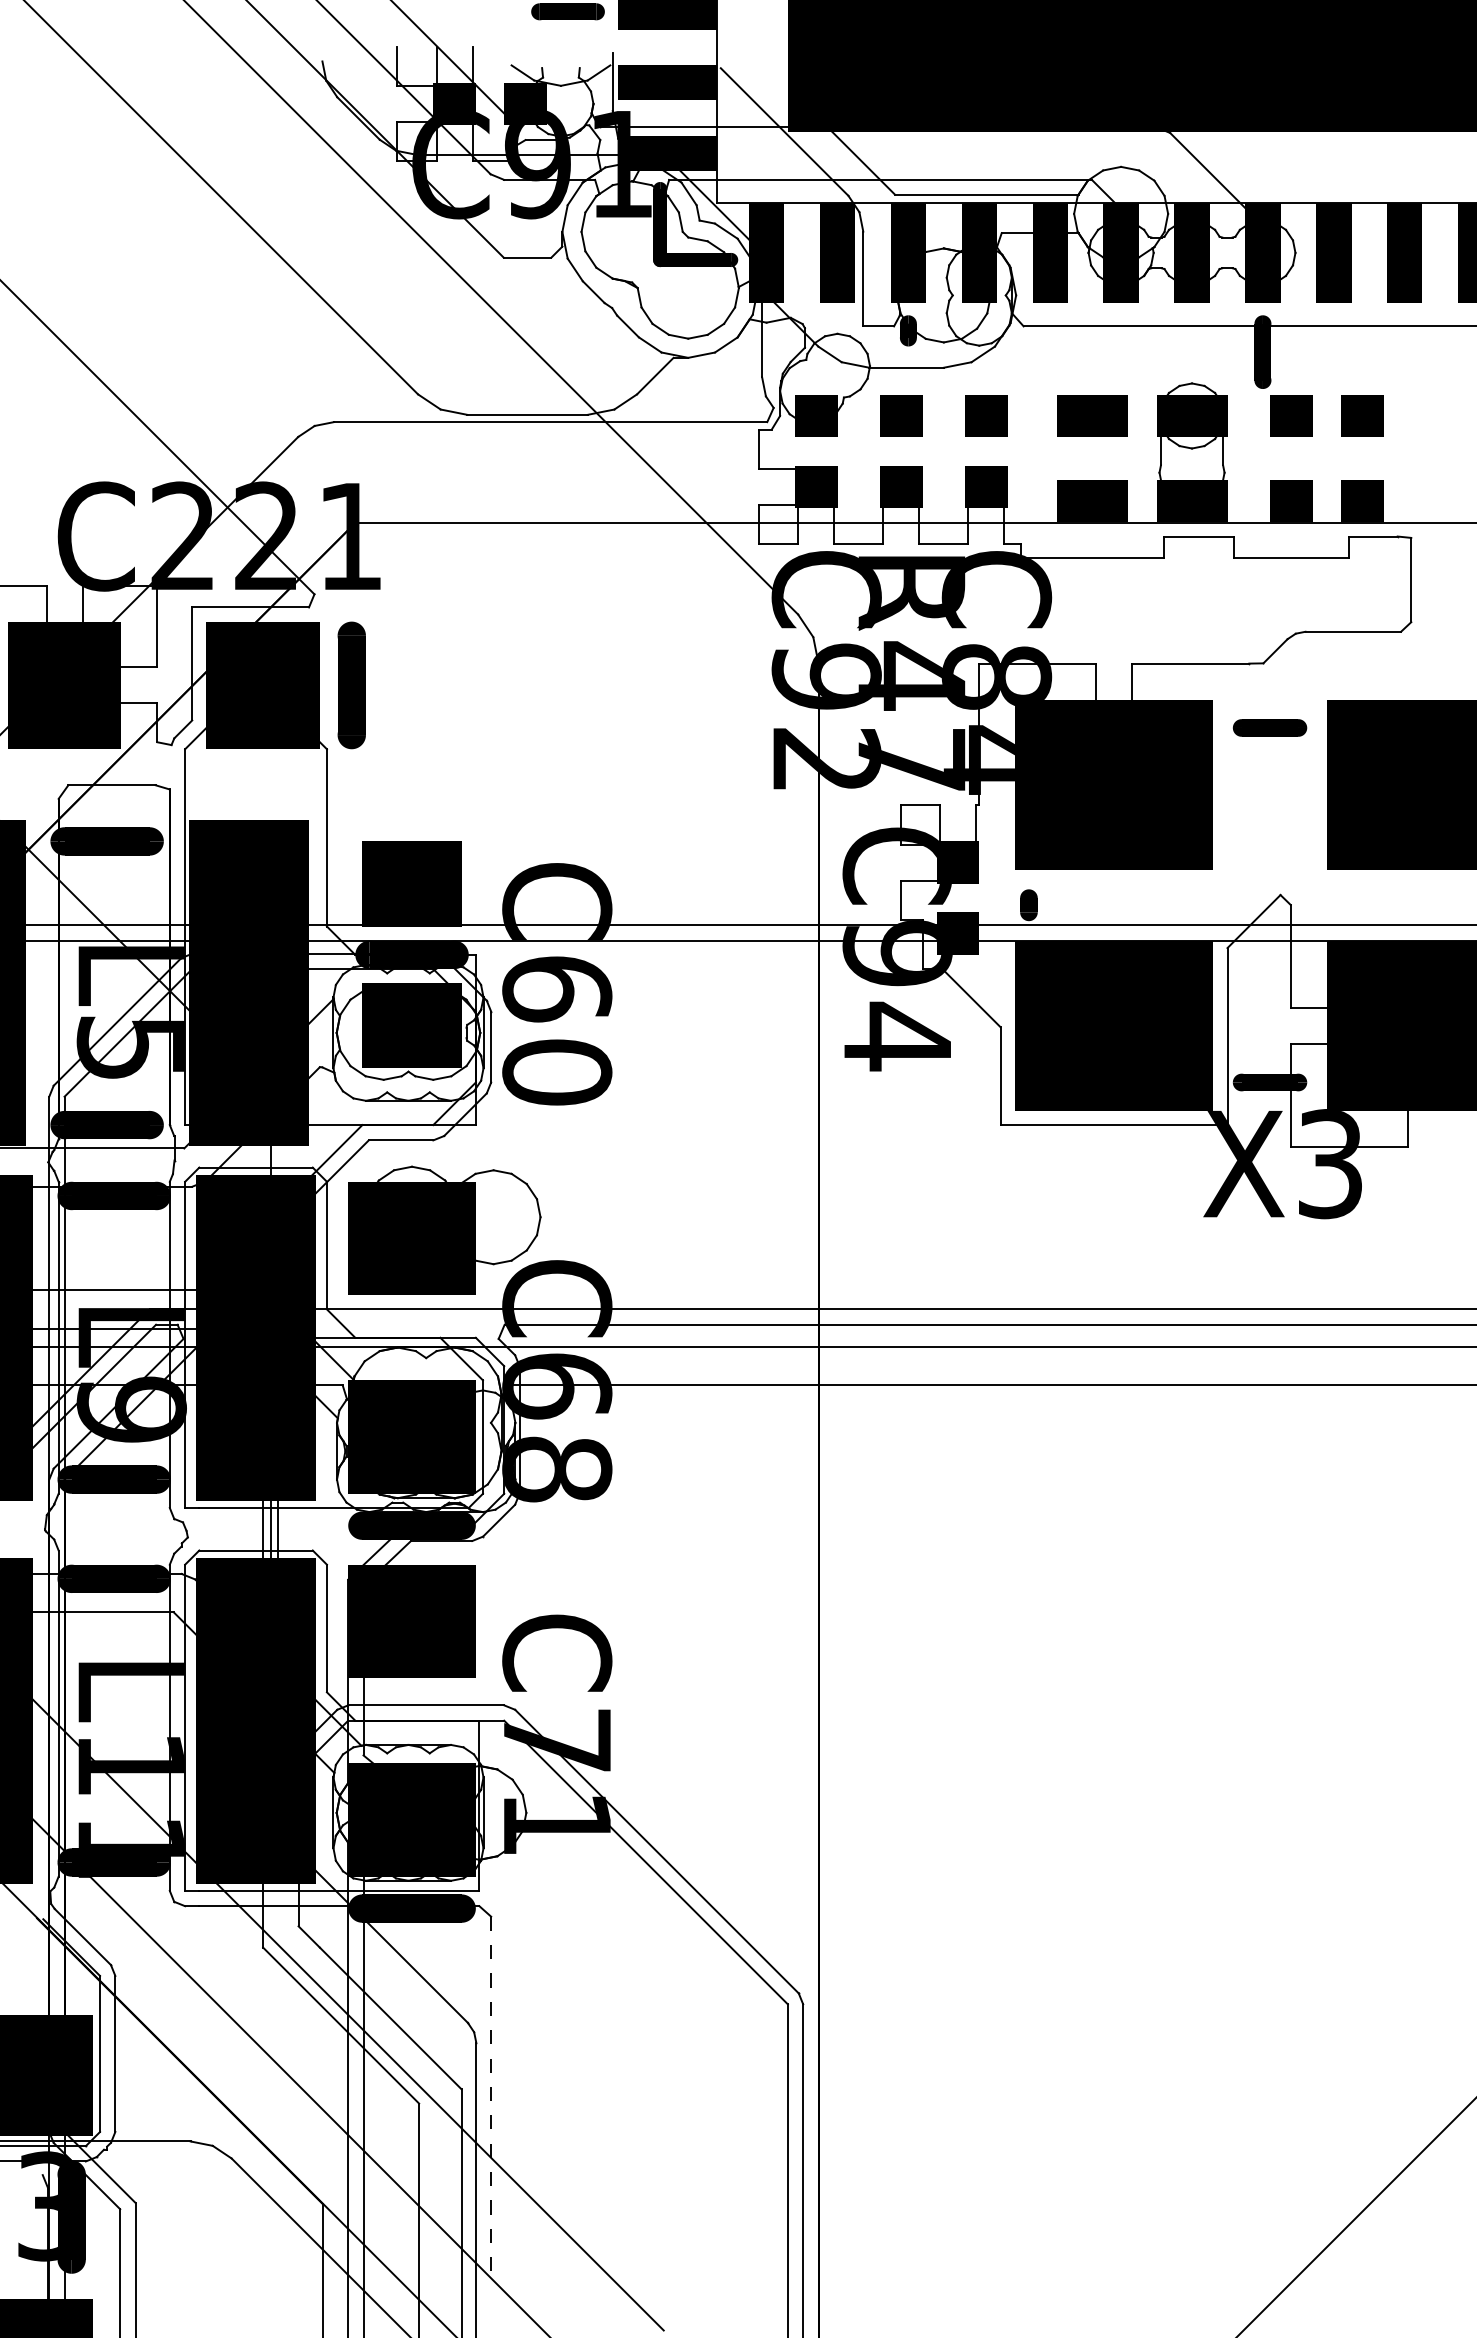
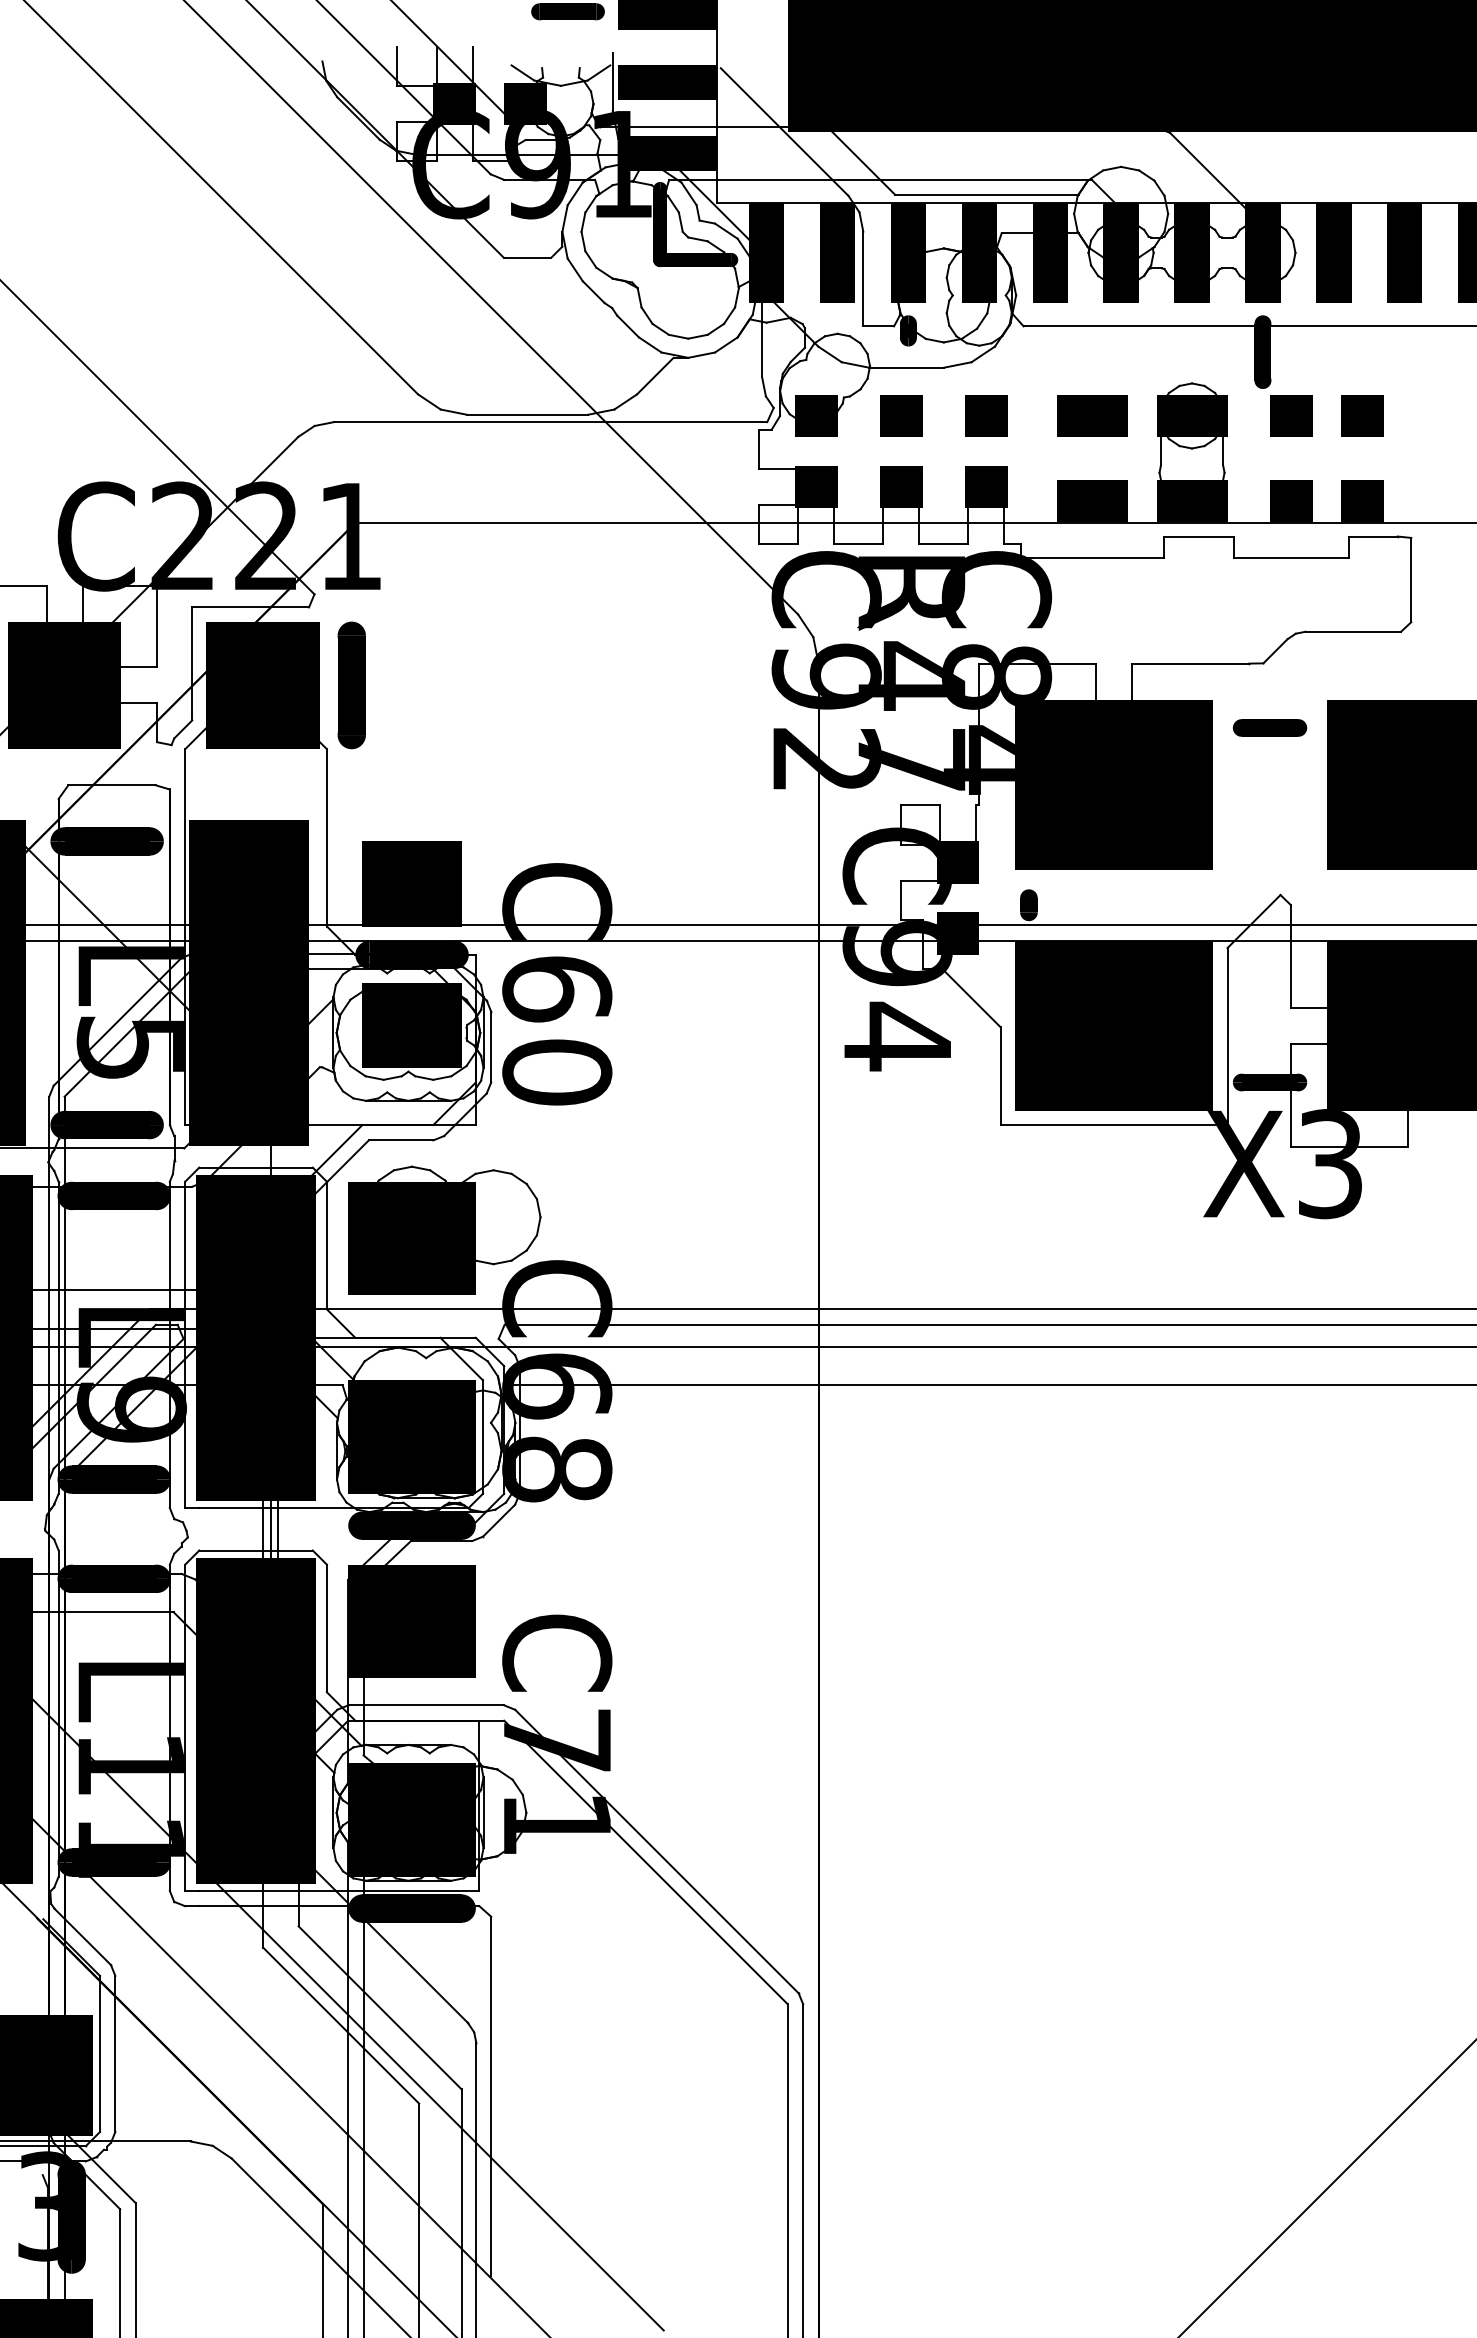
line: dashed -> solid (491, 2096)
line position: (1356, 2217) -> (1327, 2188) (1327, 2188)
